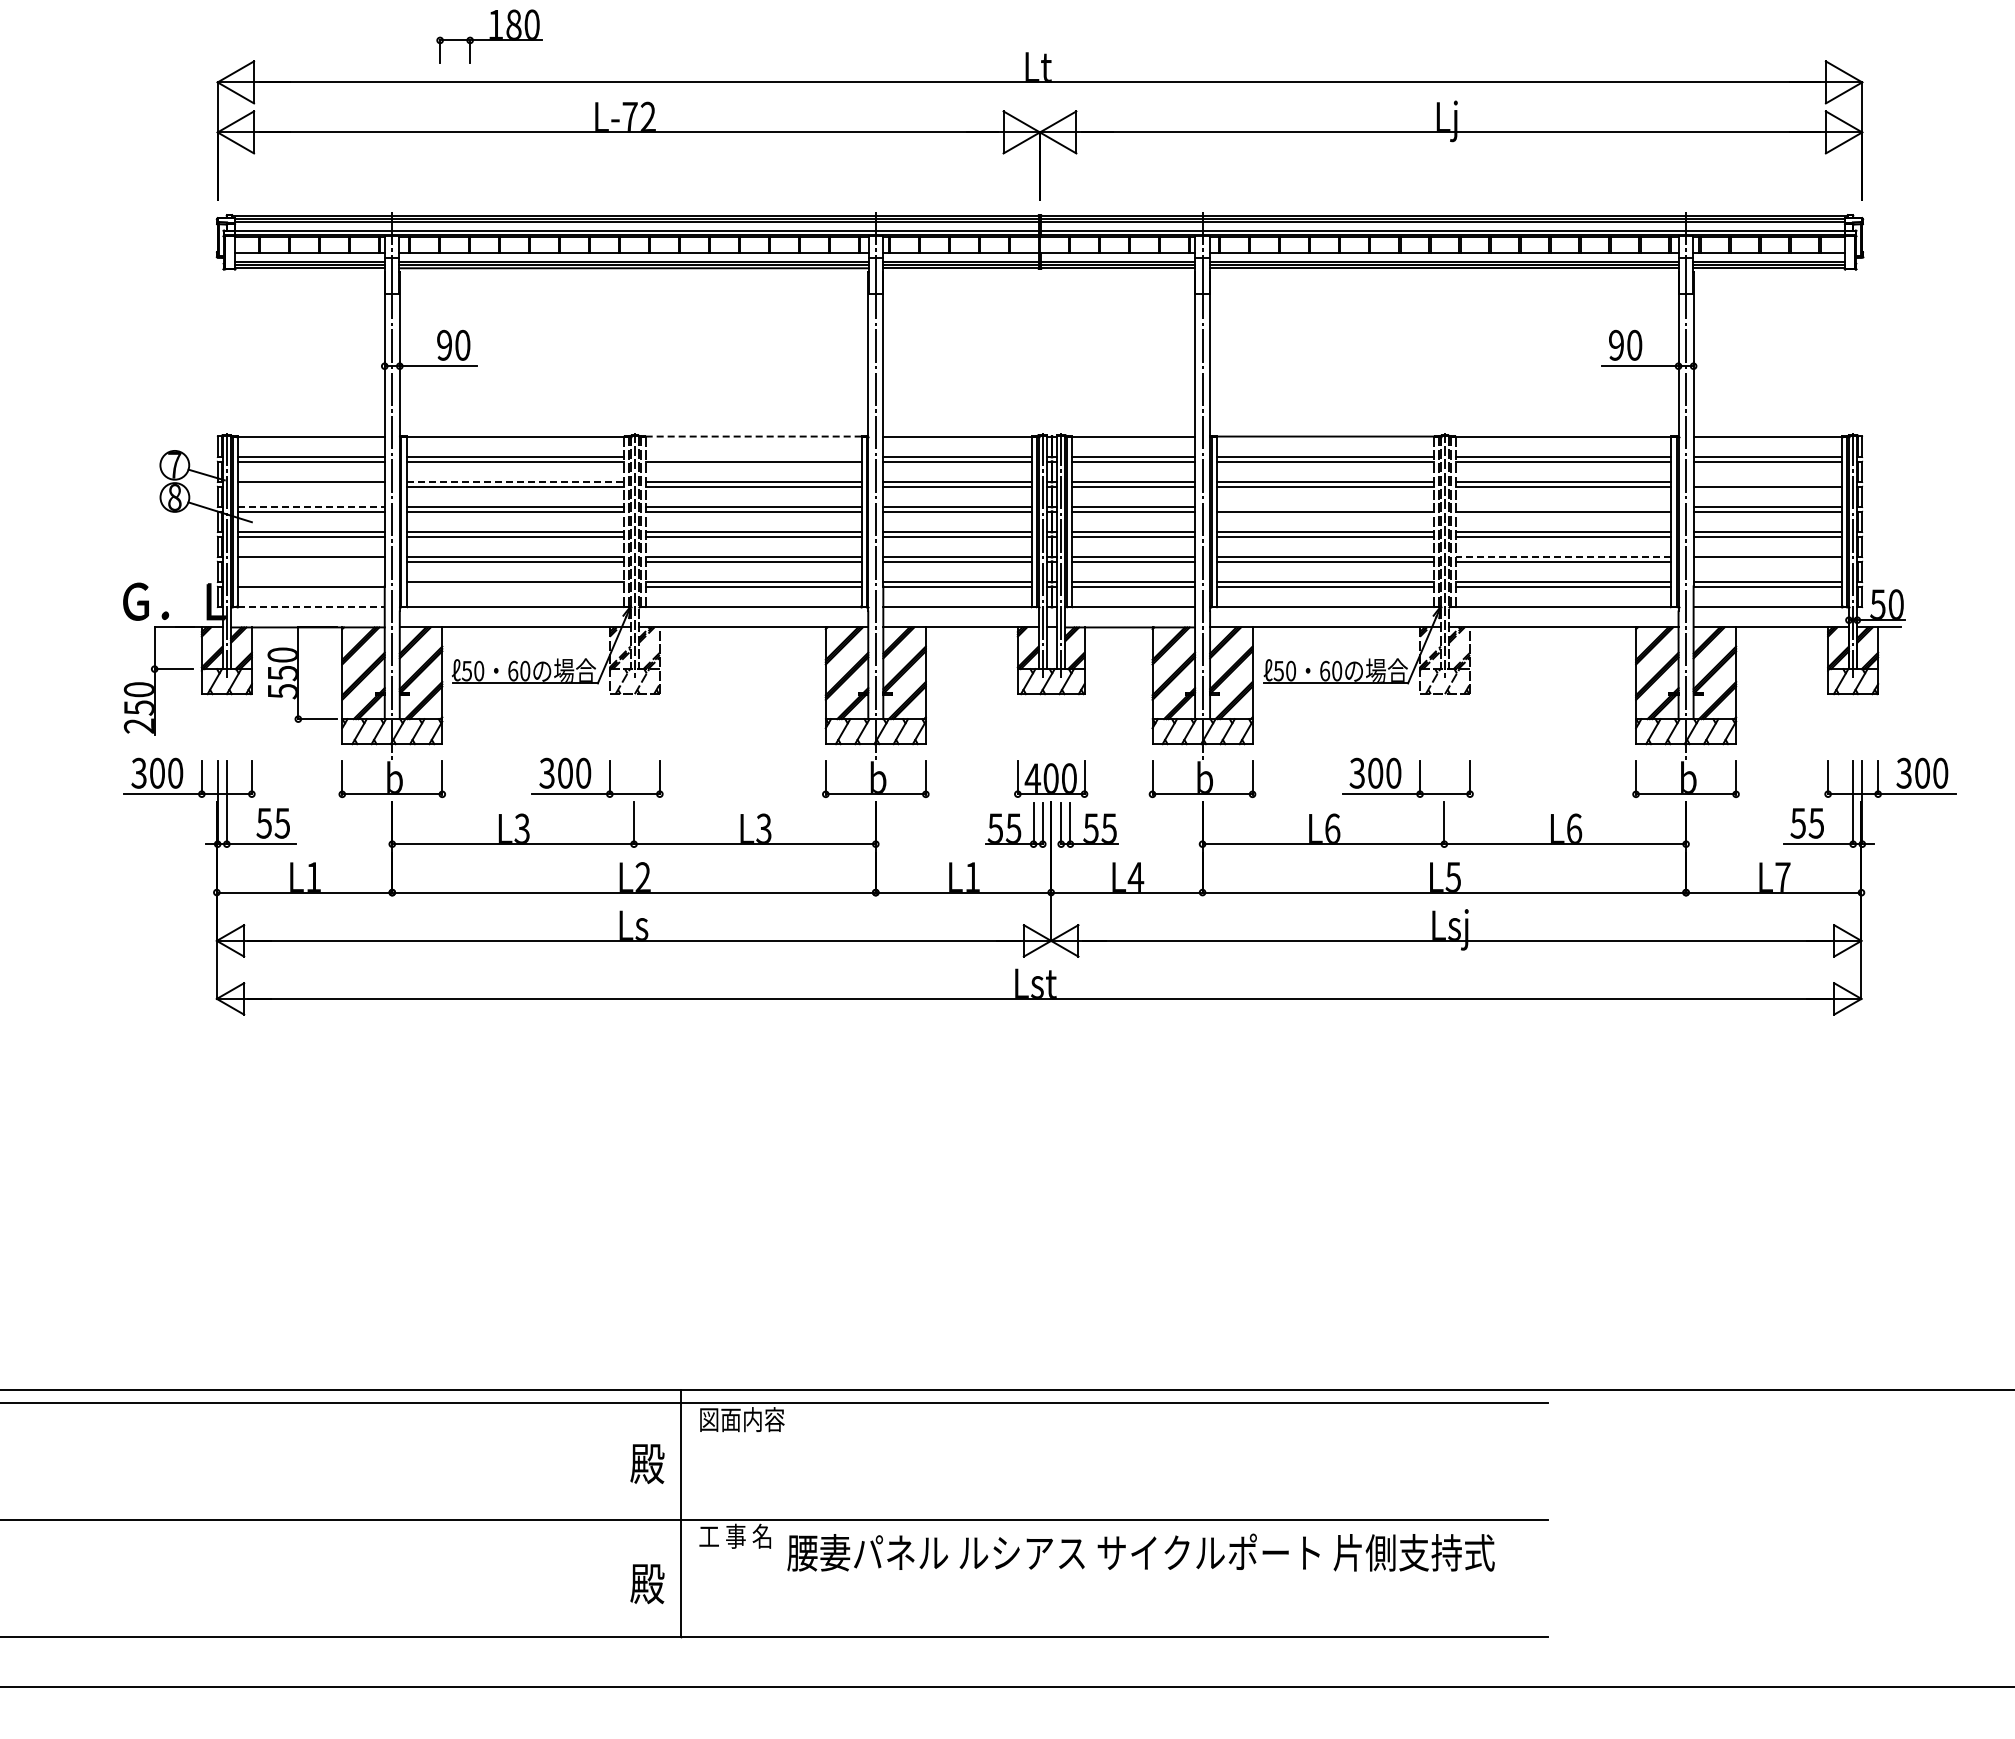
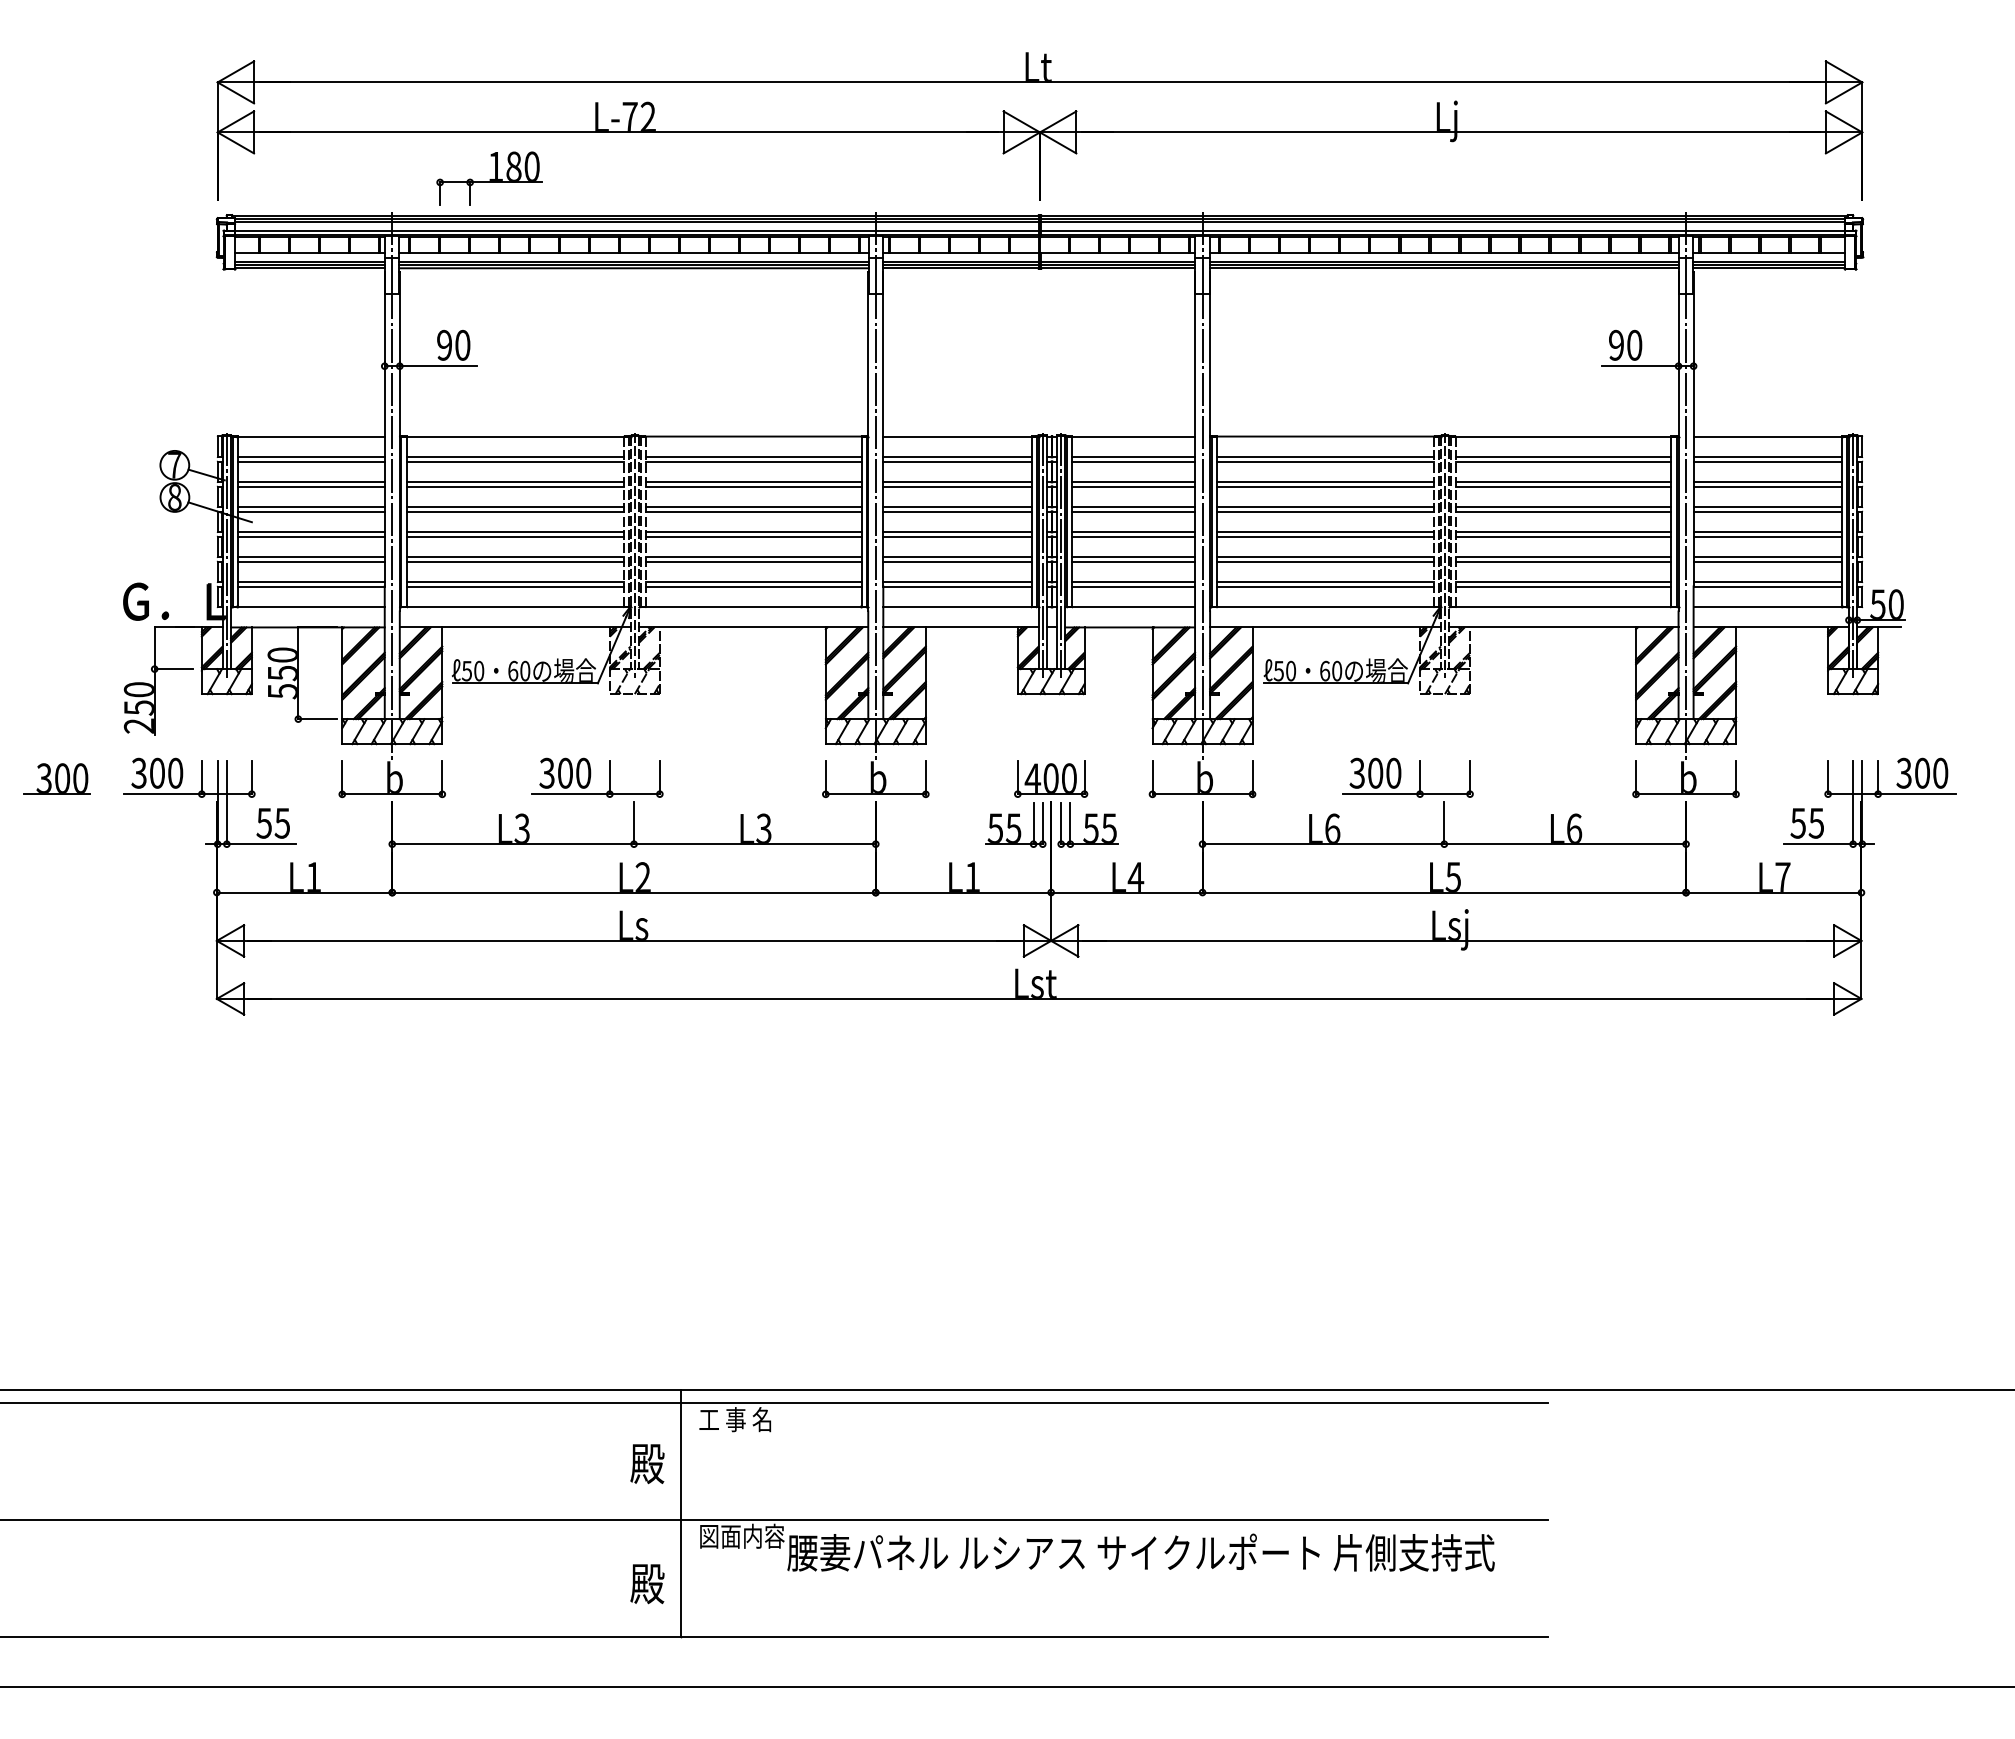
part position: (489, 36) -> (489, 178) (489, 178)
line: dashed -> solid (753, 436)
line: none -> present (753, 457)
line: dashed -> solid (516, 482)
line: none -> present (1767, 482)
line: none -> present (310, 486)
line: dashed -> solid (311, 507)
line: none -> present (1325, 507)
line: none -> present (1563, 507)
line: dashed -> solid (1563, 557)
line: none -> present (310, 561)
line: none -> present (1767, 561)
line: none -> present (310, 582)
line: none -> present (515, 586)
line: dashed -> solid (311, 607)
part: none -> present (56, 778)
text: 図面内容 -> 工 事 名 (741, 1419)
text: 工 事 名 -> 図面内容 (741, 1535)
